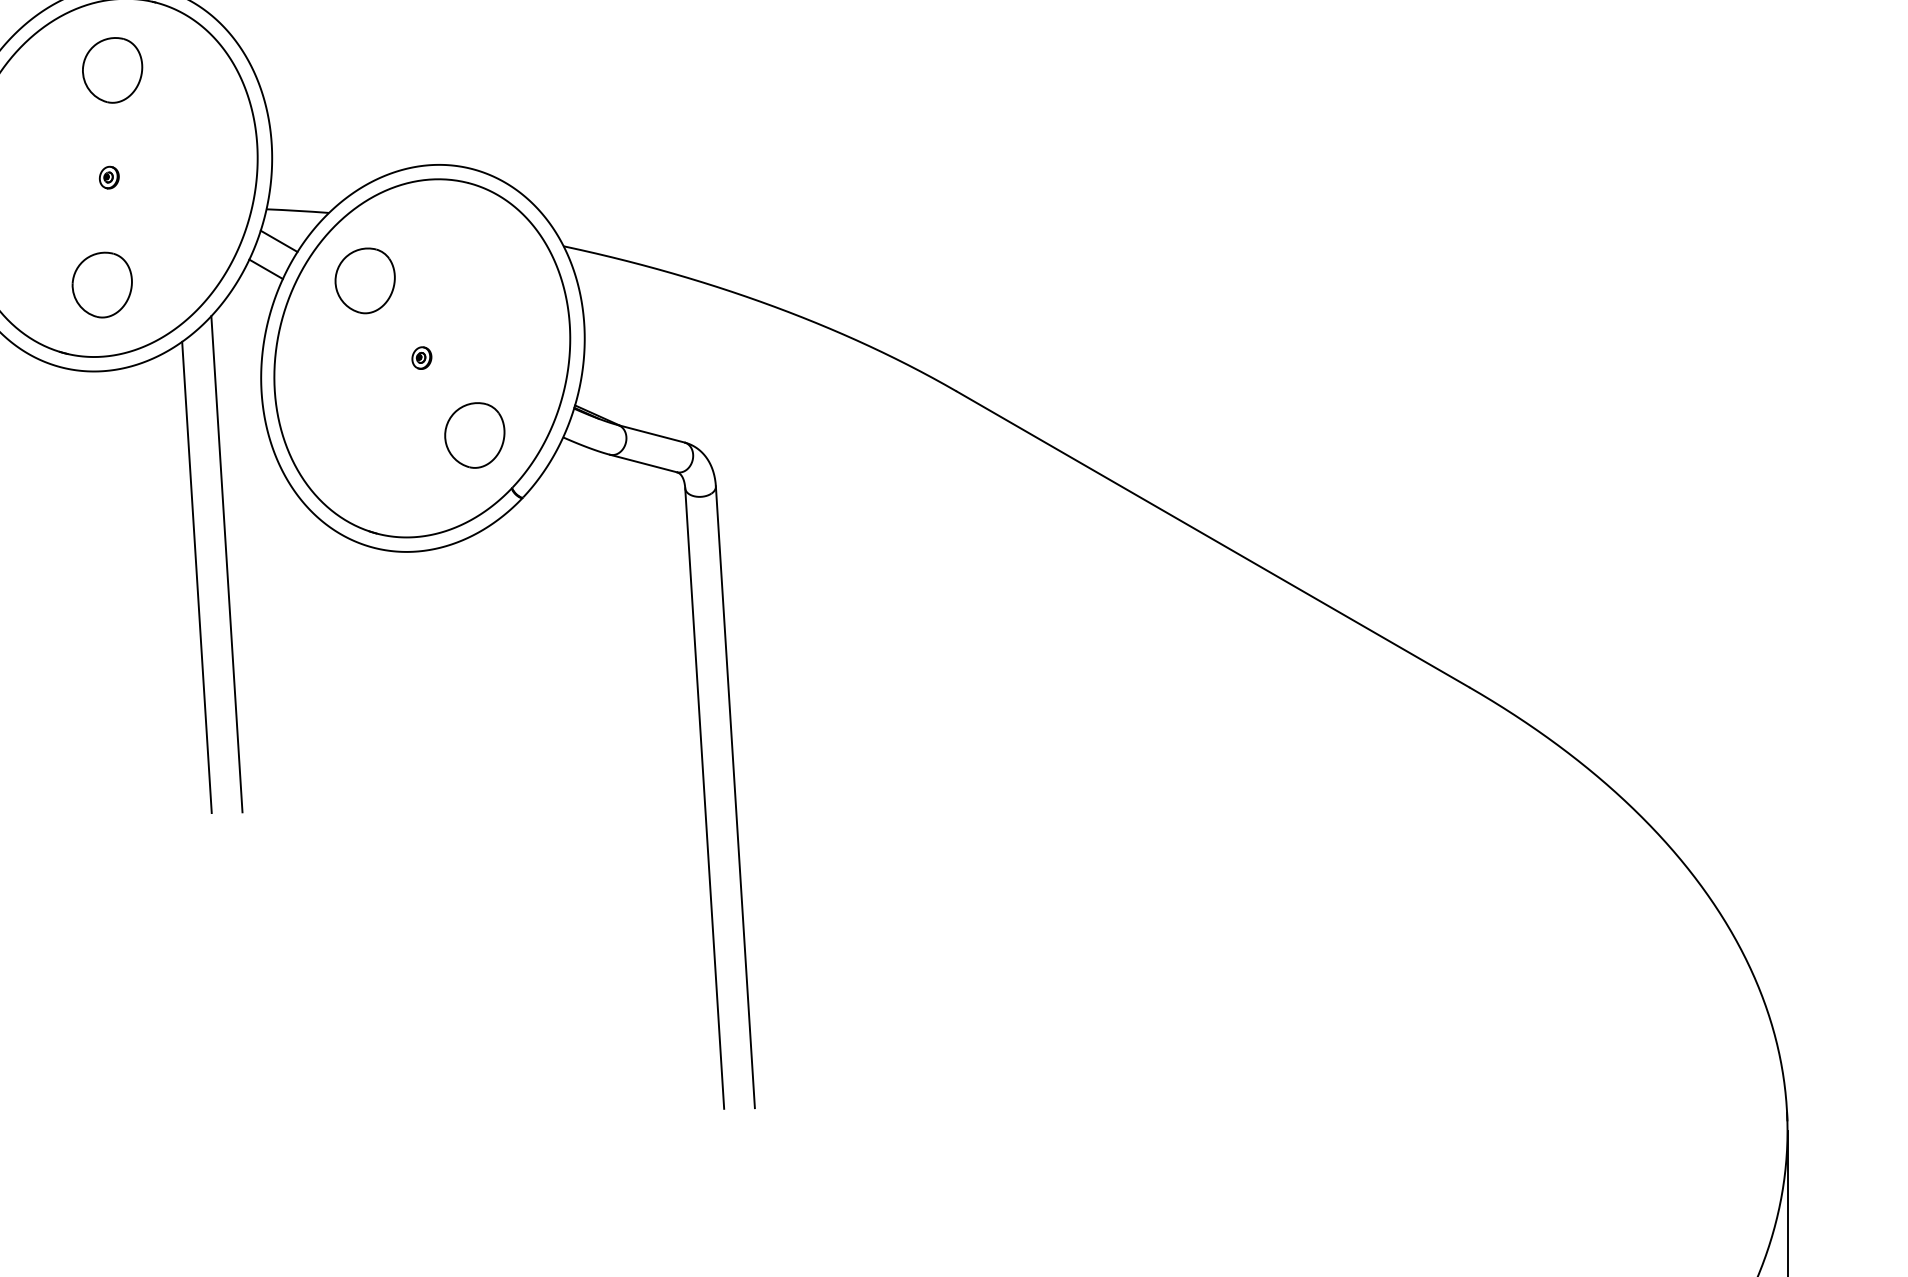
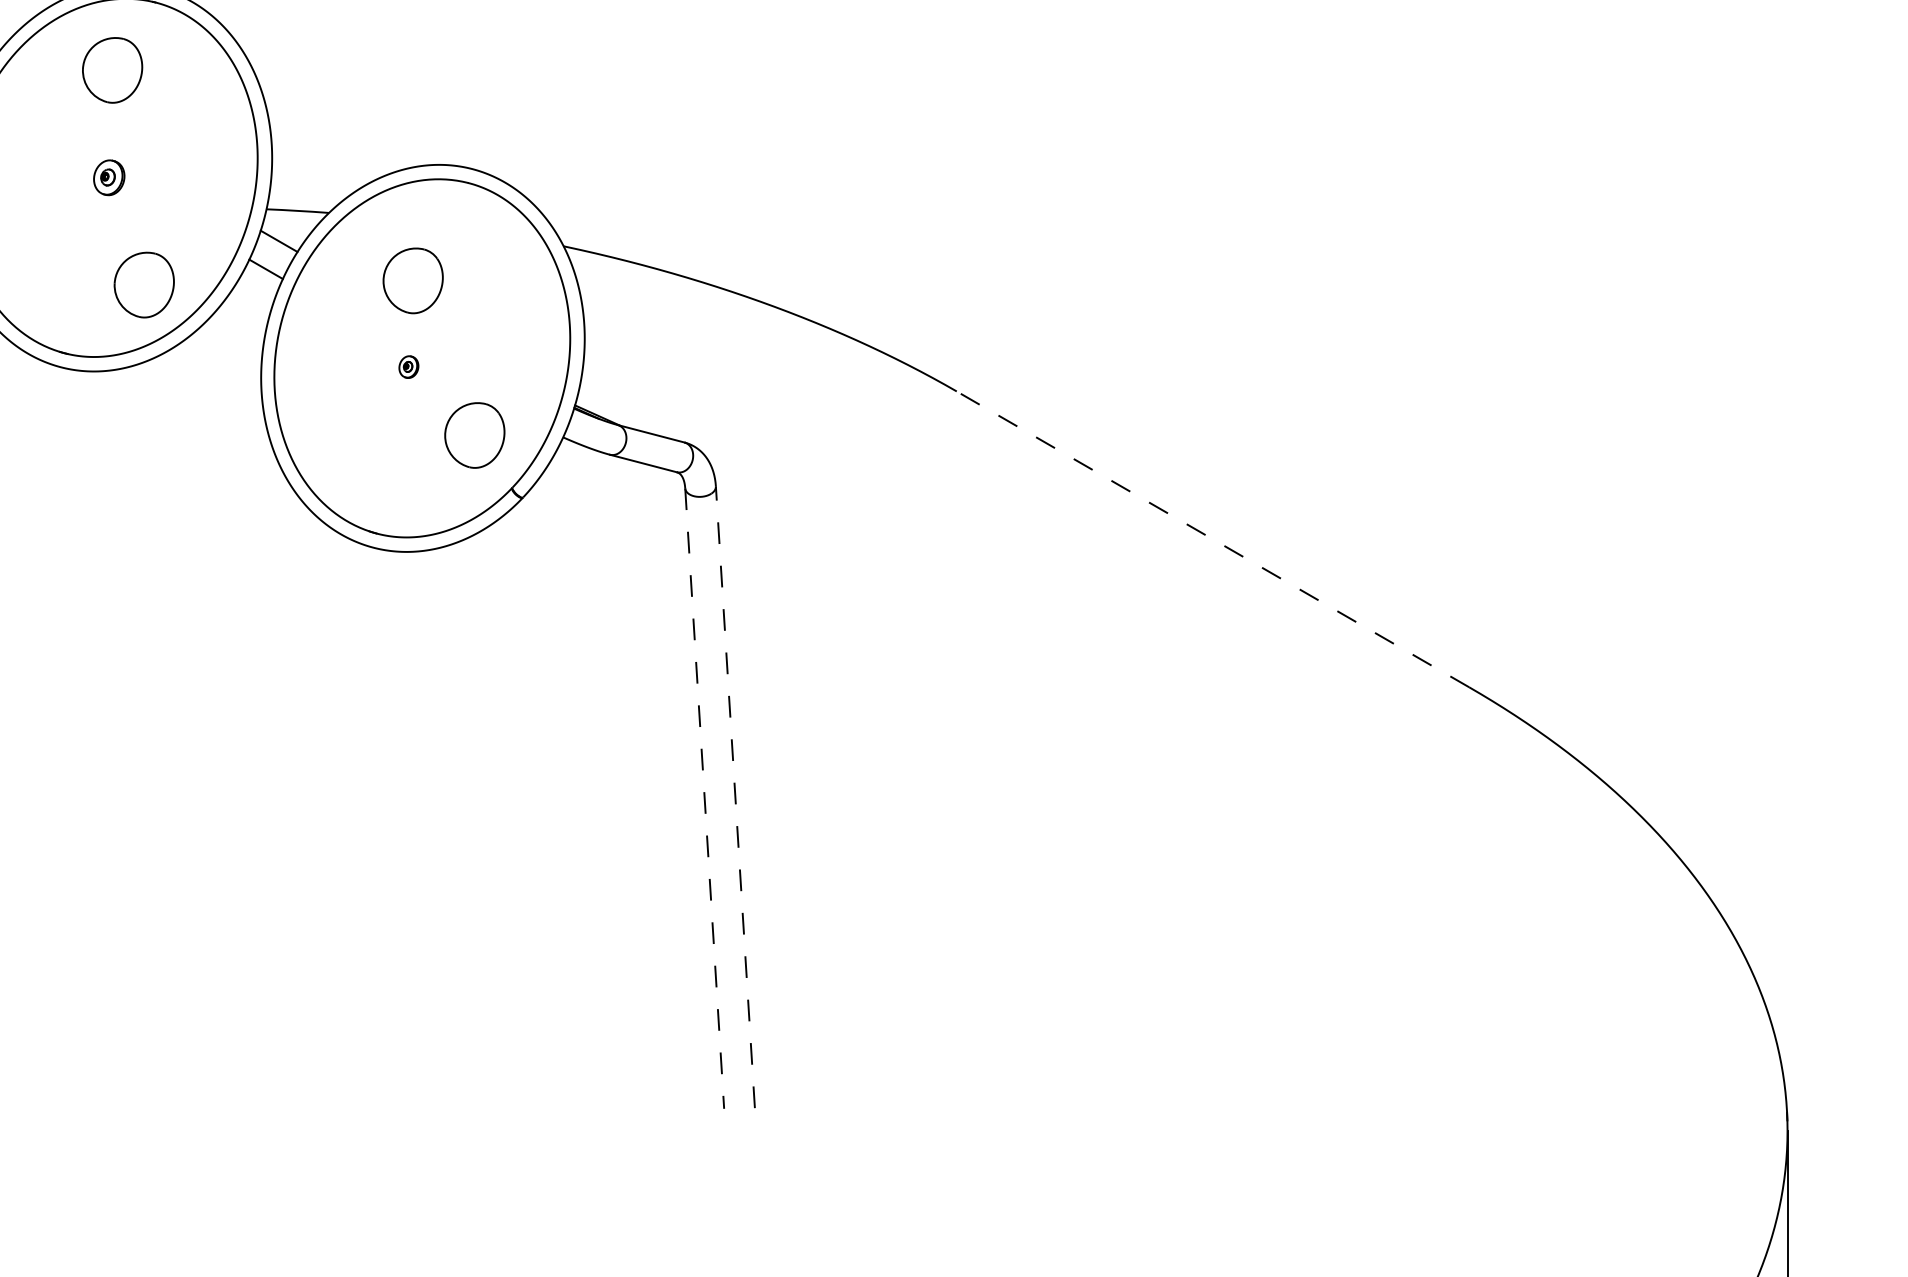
part size: 21x25 px -> 33x38 px (109, 177)
part position: (364, 280) -> (412, 280) (412, 280)
part position: (101, 284) -> (143, 284) (143, 284)
part position: (421, 357) -> (408, 366) (408, 366)
line: solid -> dashed (1212, 539)
line: present -> none (226, 564)
line: present -> none (196, 577)
line: solid -> dashed (735, 796)
line: solid -> dashed (704, 798)
